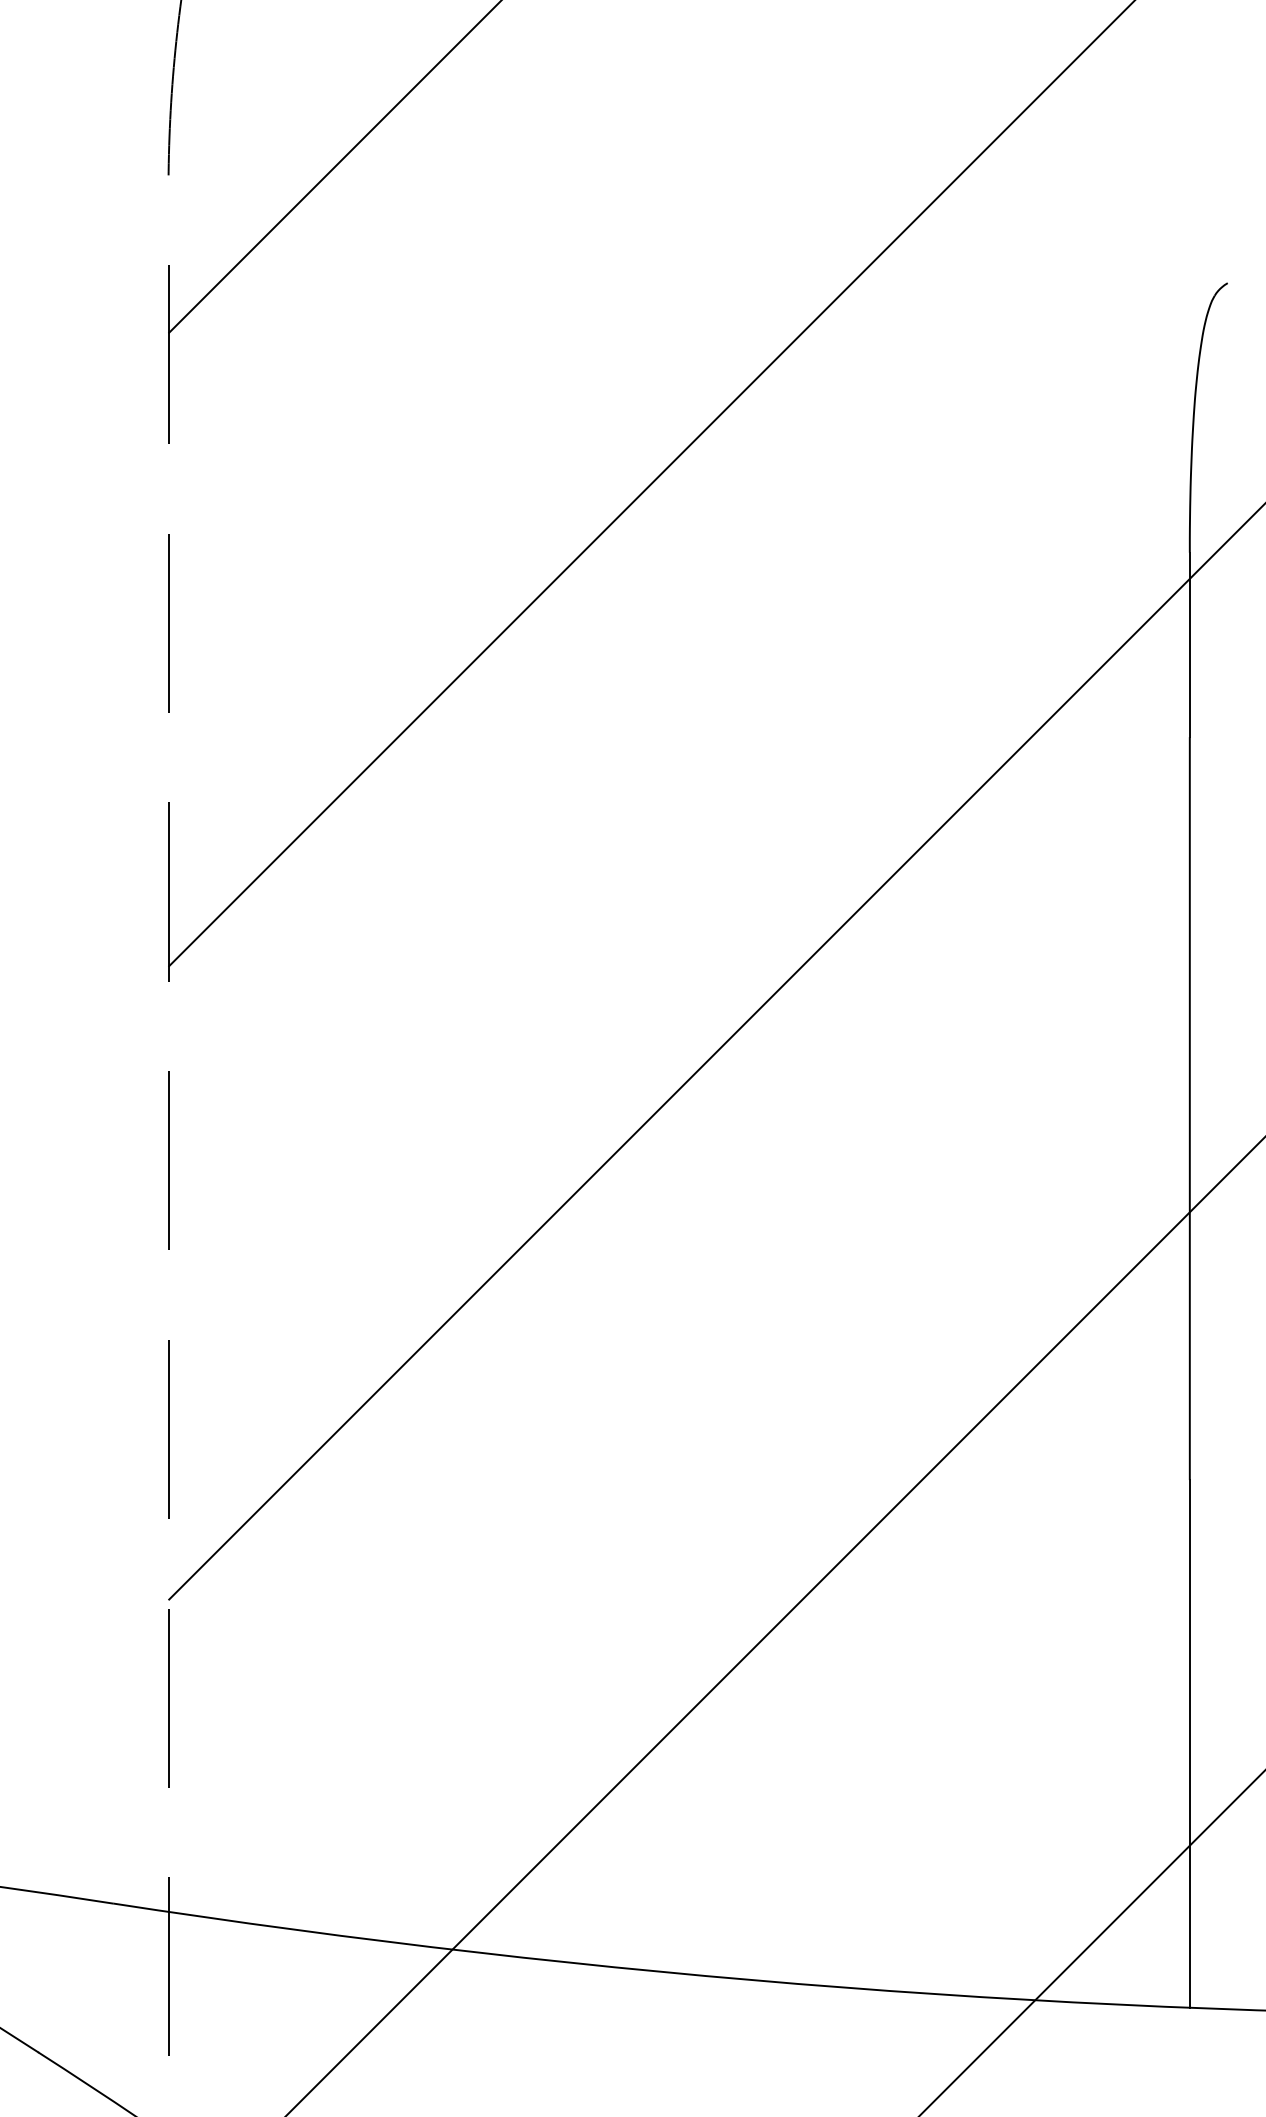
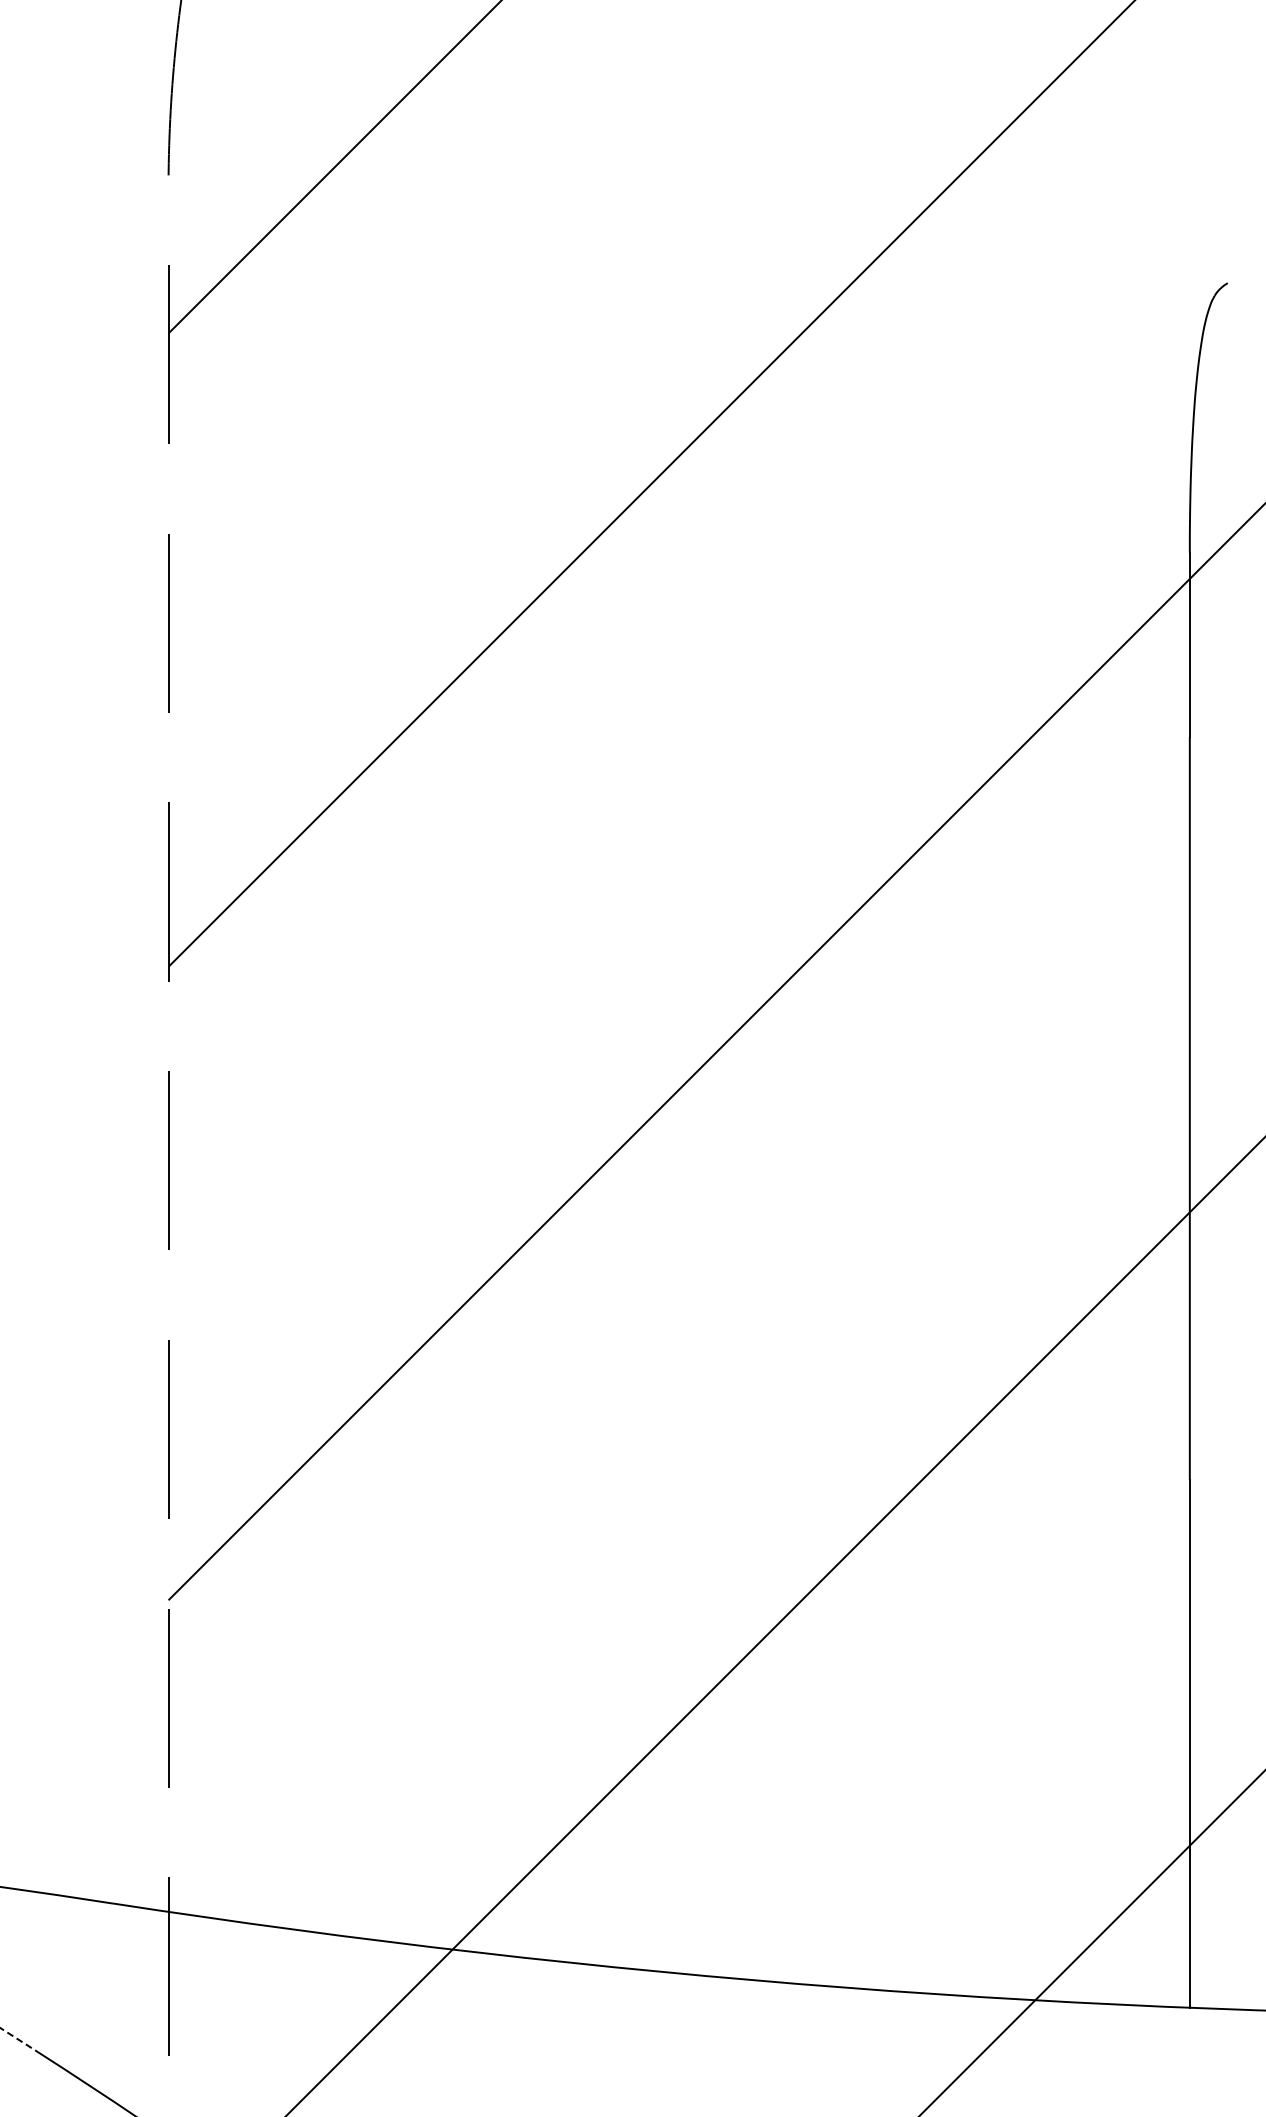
line: solid -> dashed (19, 2040)
